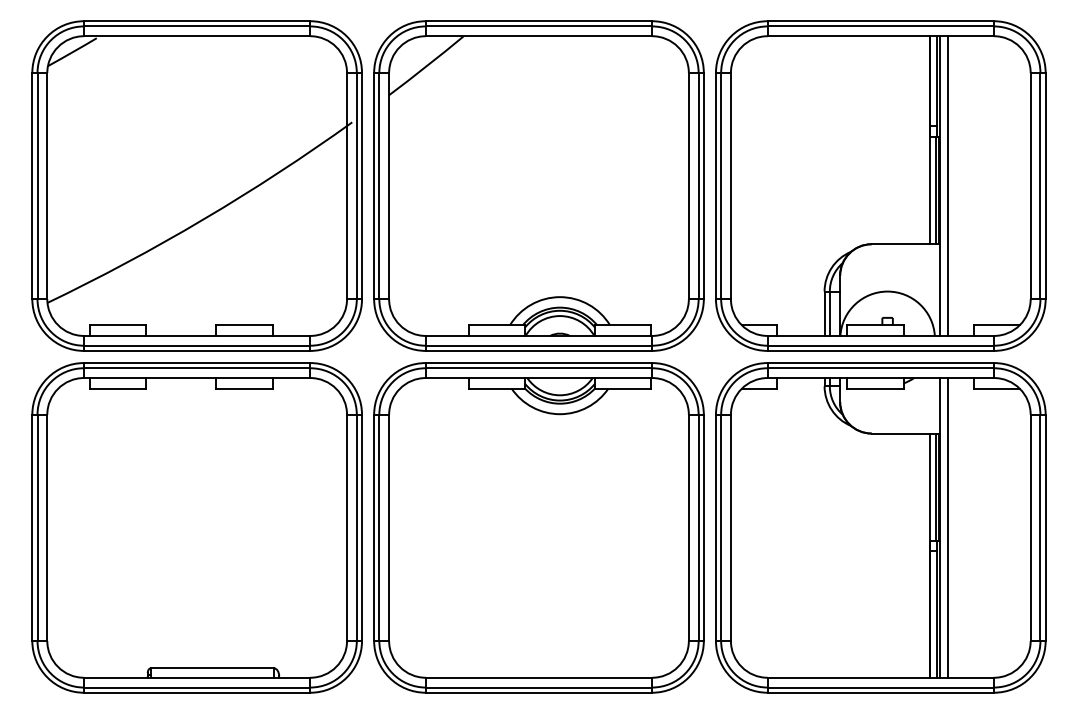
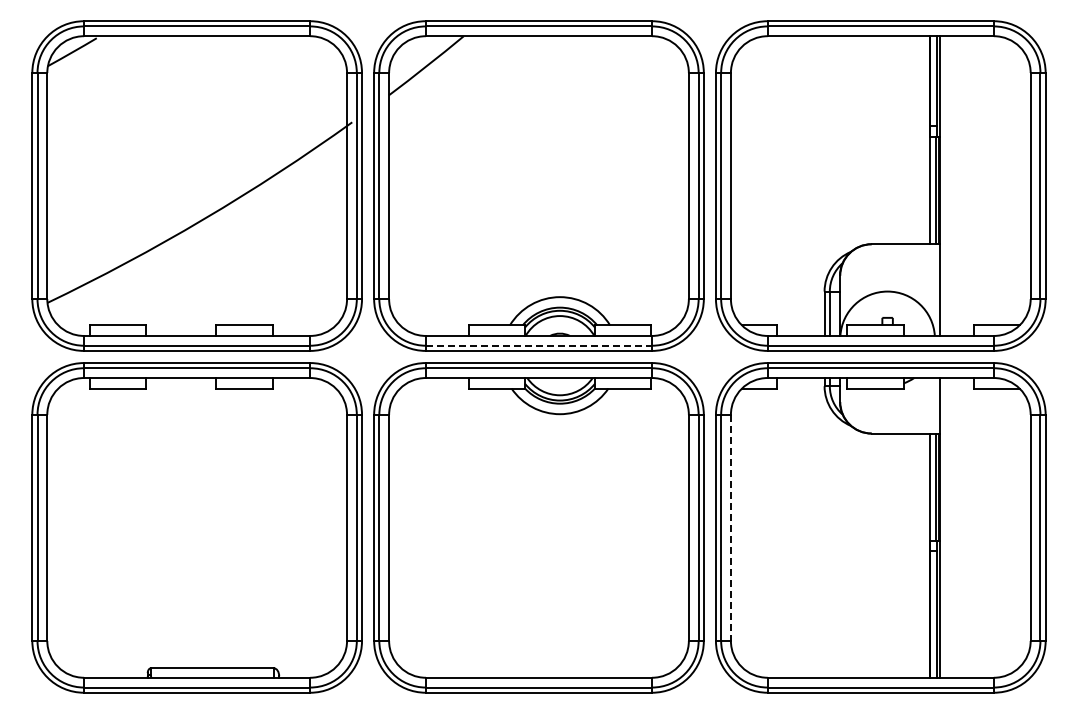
line: present -> none (948, 185)
line: solid -> dashed (539, 345)
line: present -> none (948, 527)
line: solid -> dashed (730, 528)
